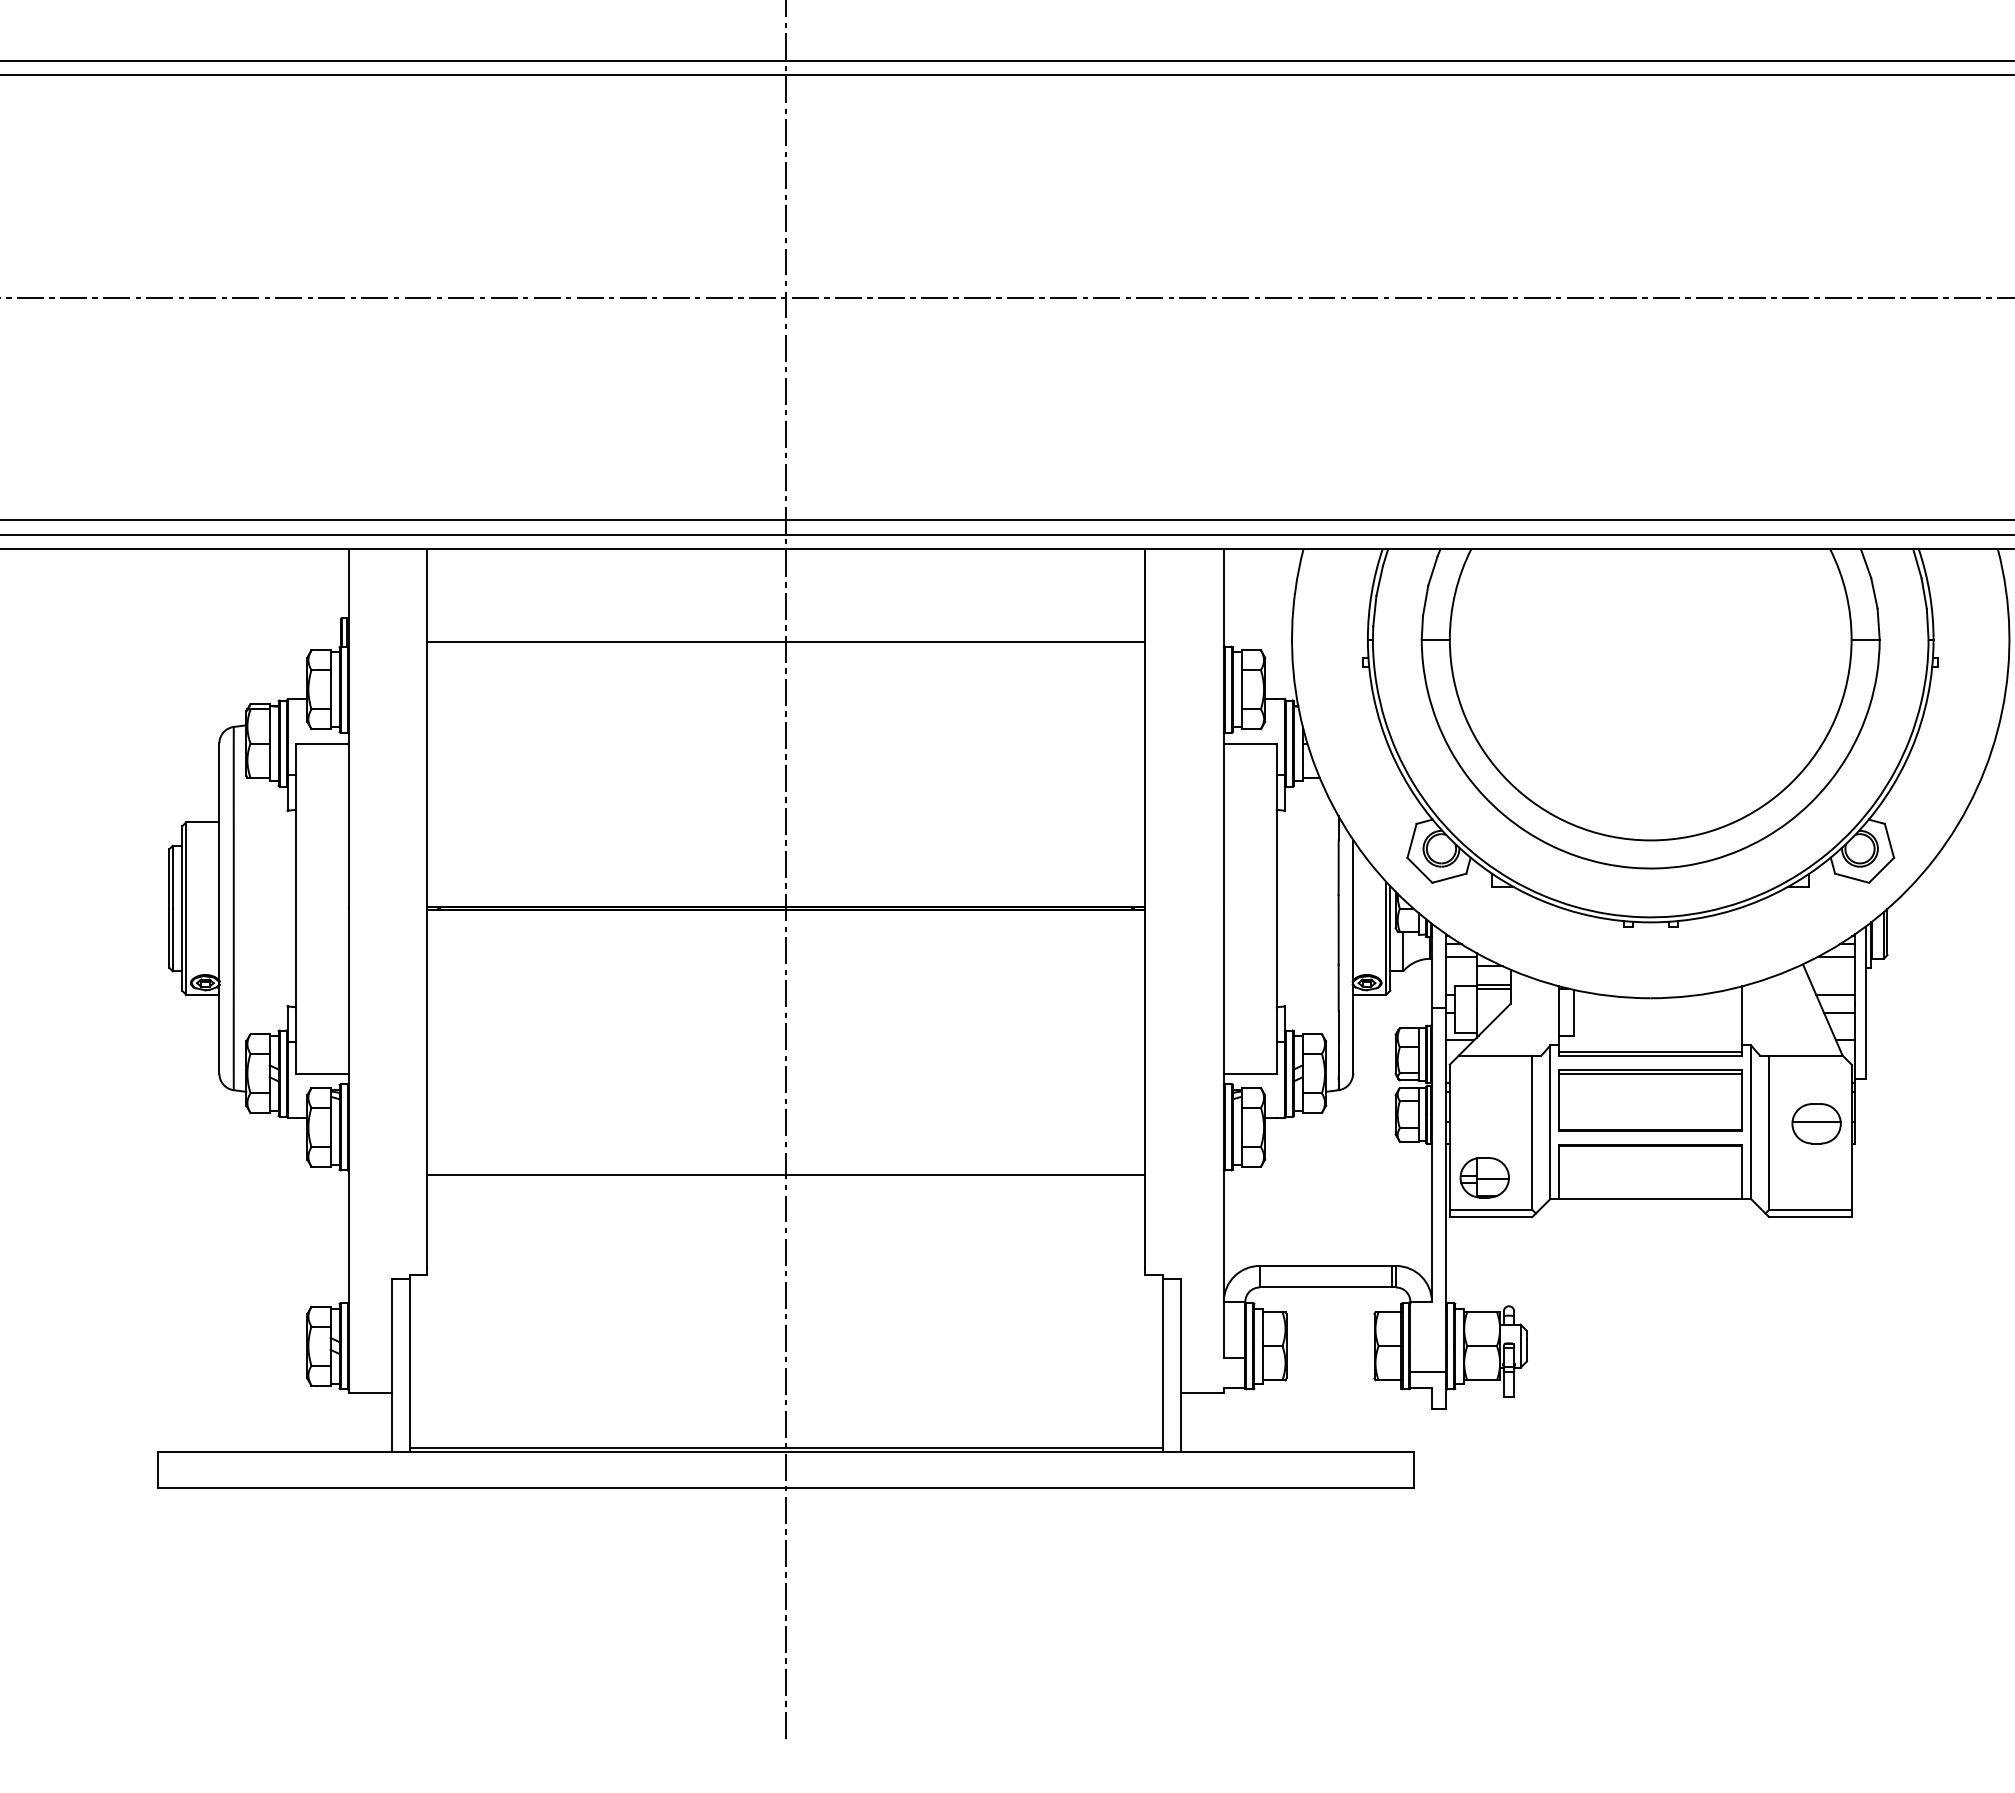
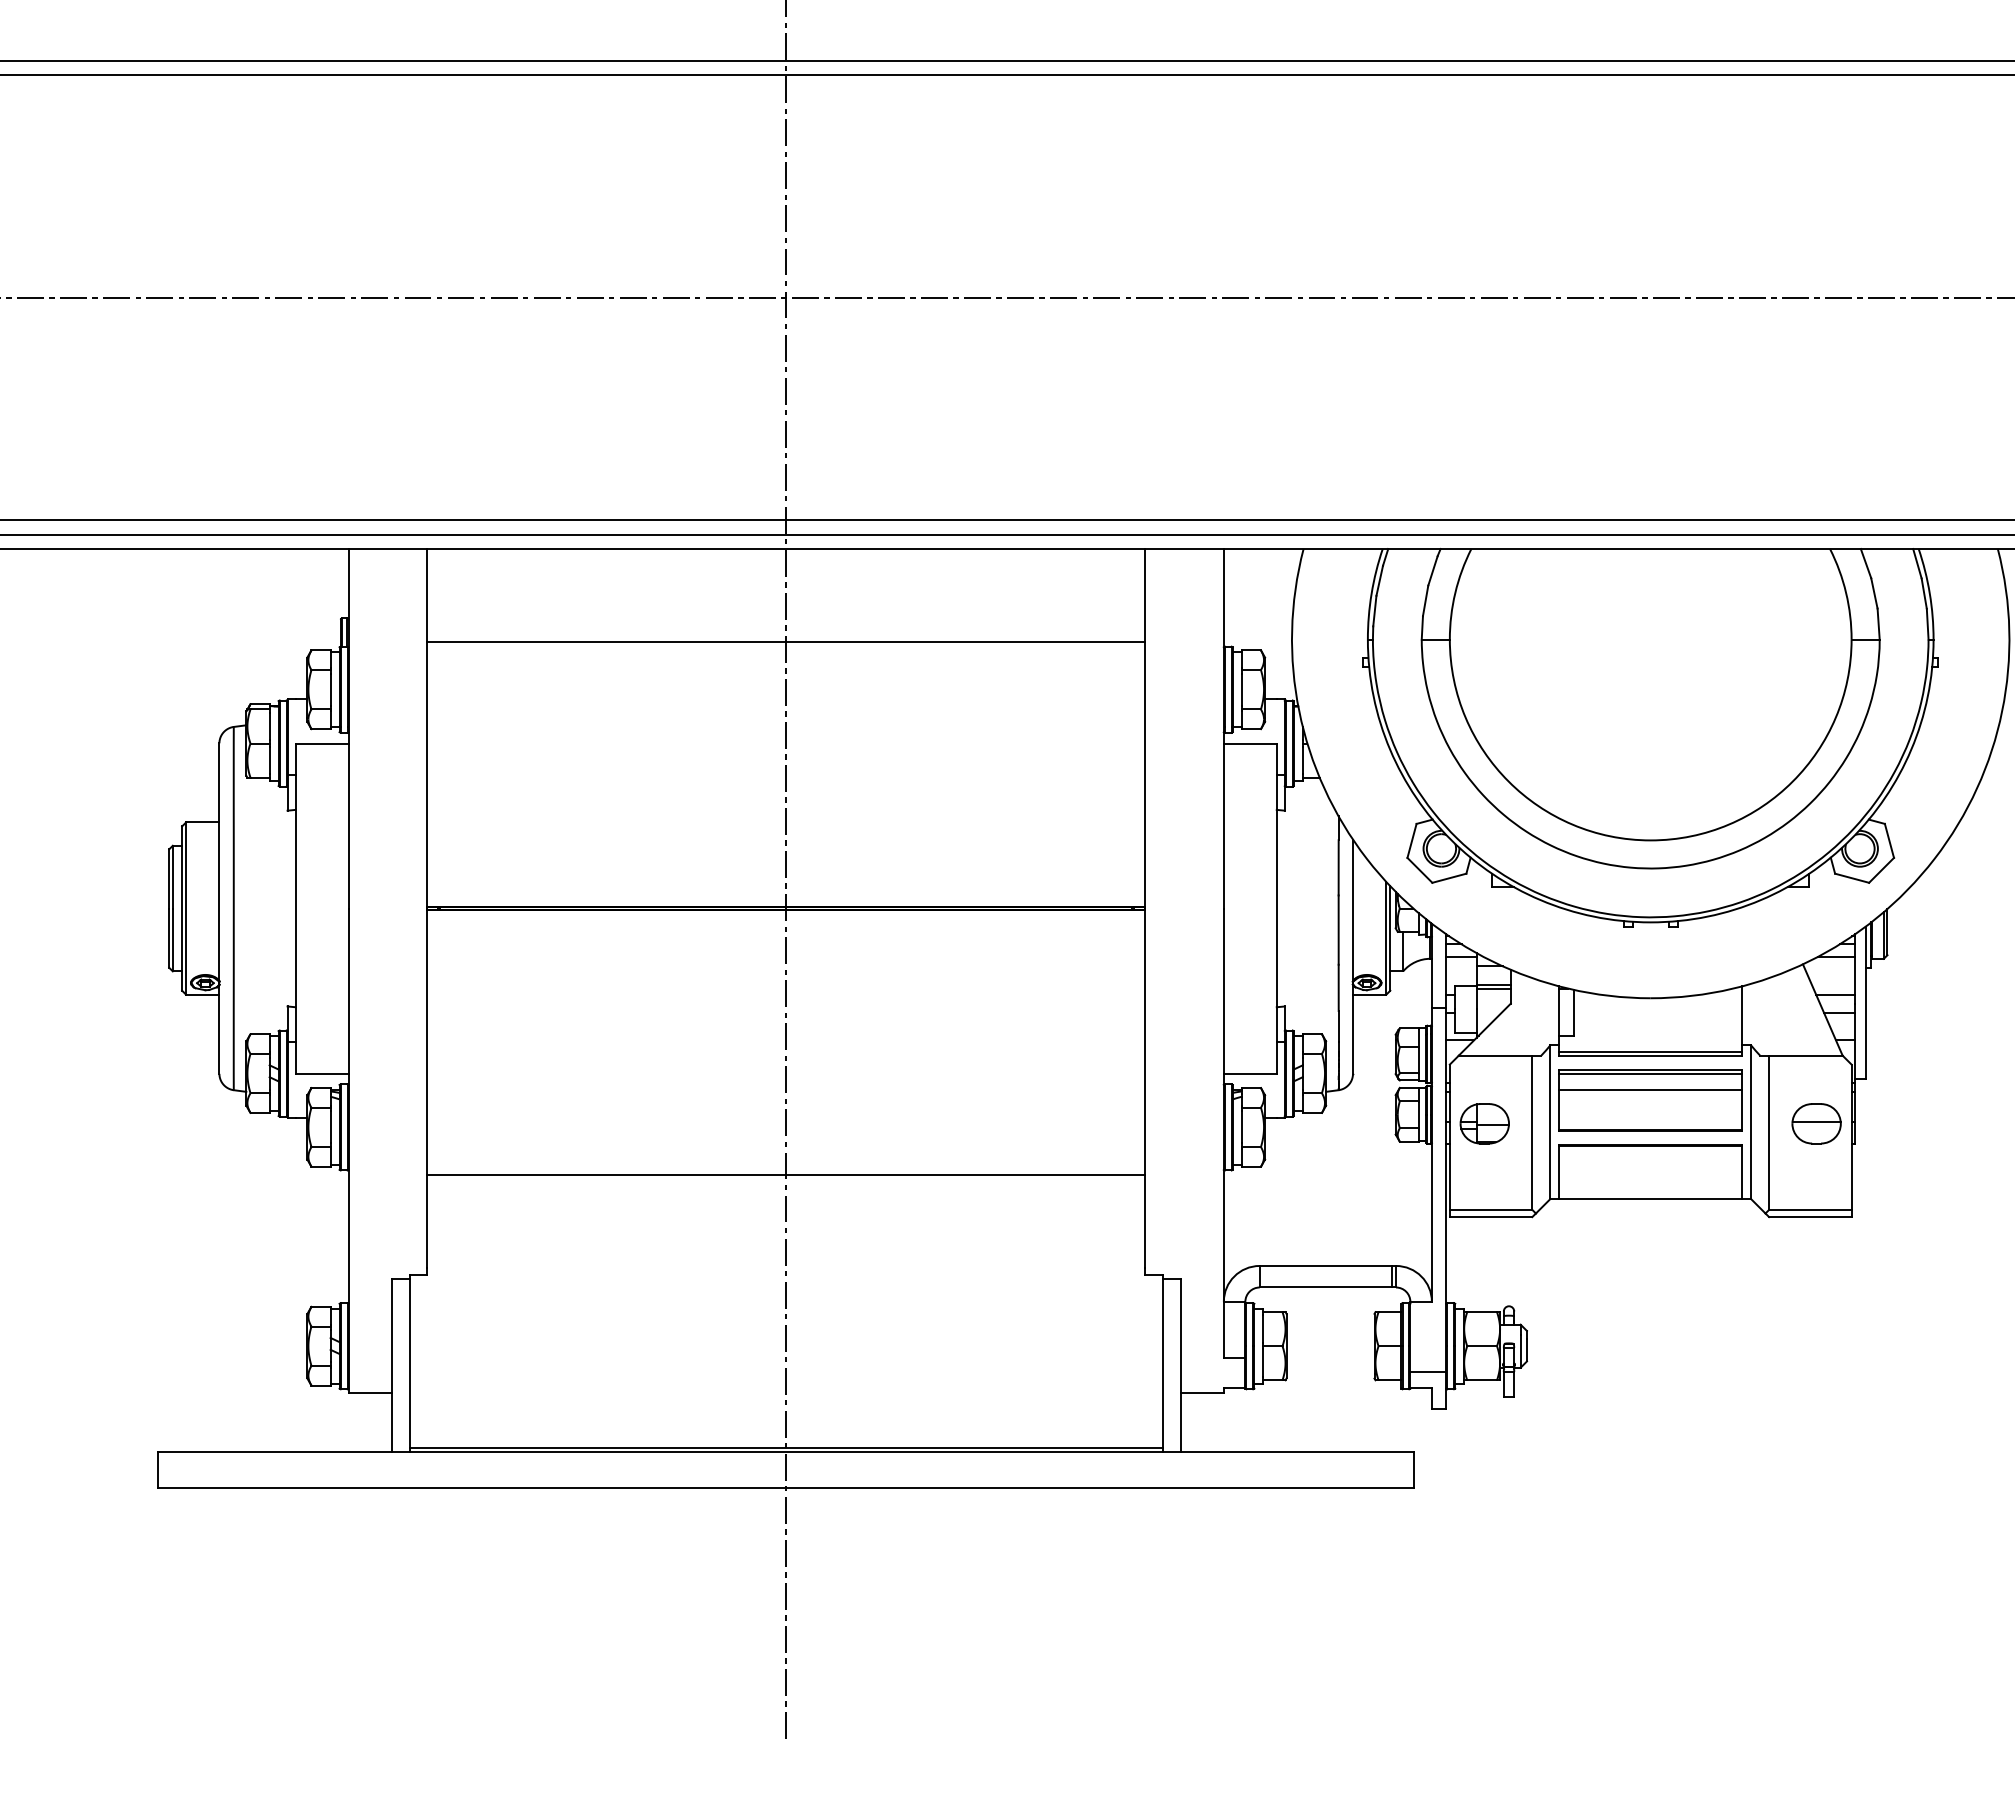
line: none -> present (1650, 1089)
part position: (1484, 1177) -> (1484, 1123) (1484, 1123)
